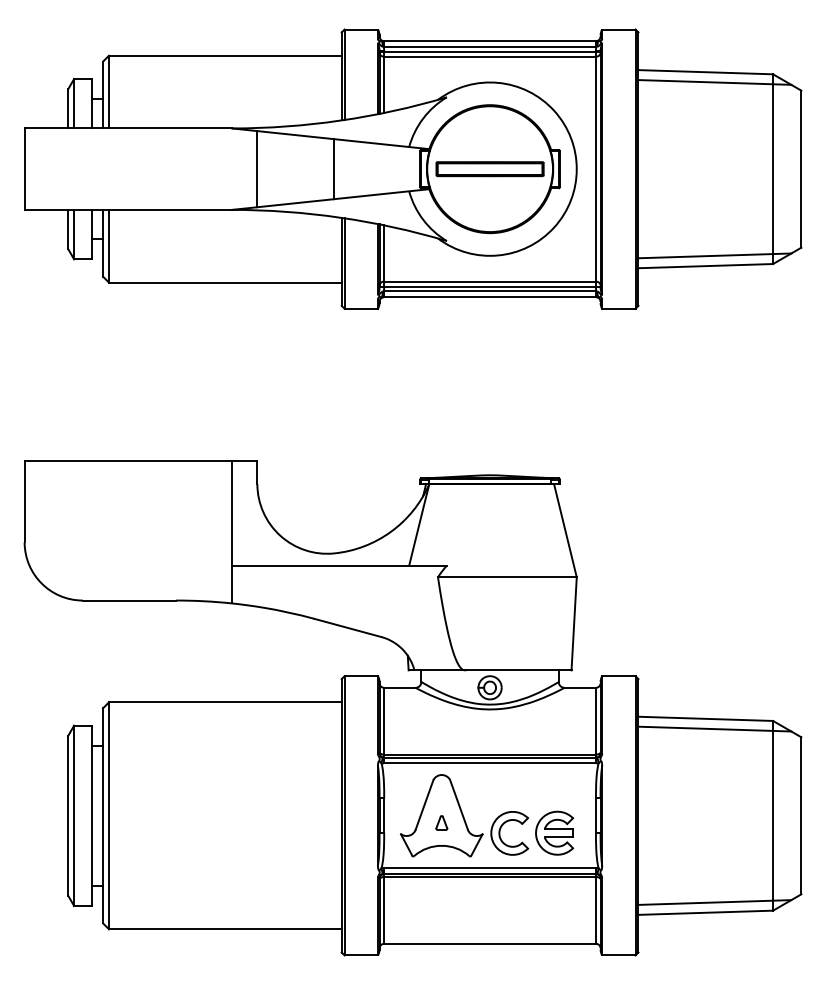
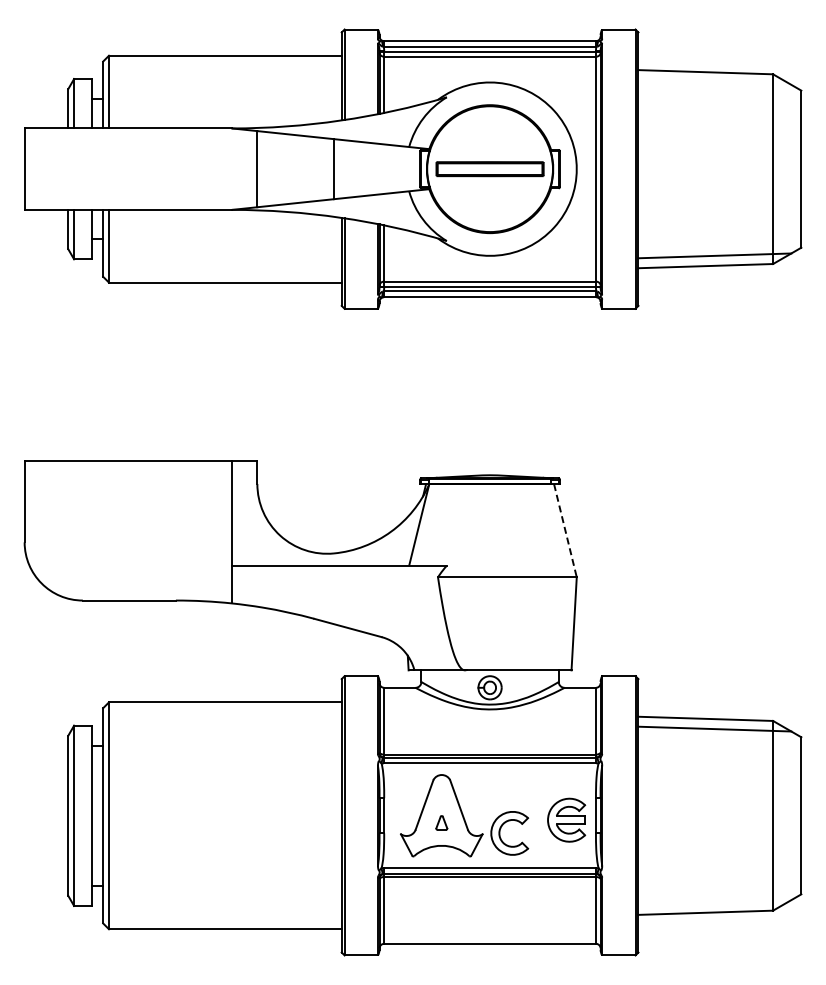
line: present -> none (714, 82)
line: solid -> dashed (565, 530)
part position: (554, 832) -> (566, 819) (566, 819)
line: present -> none (714, 902)
